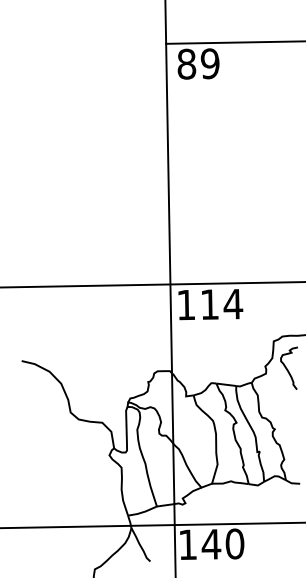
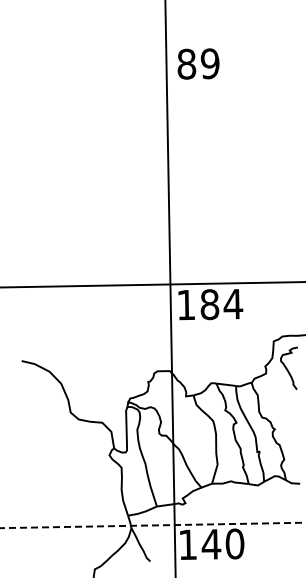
line: present -> none (234, 42)
text: 114 -> 184 (209, 304)
line: solid -> dashed (153, 525)
